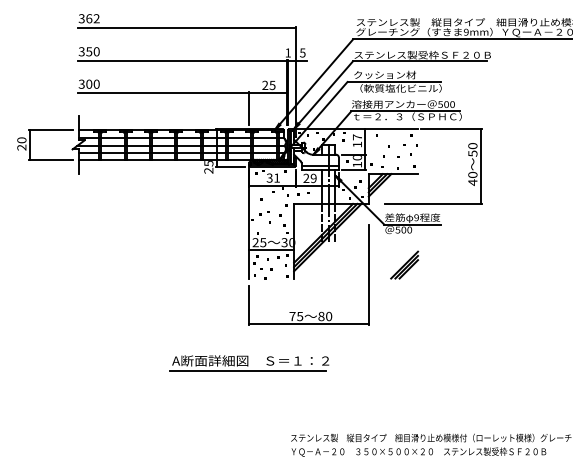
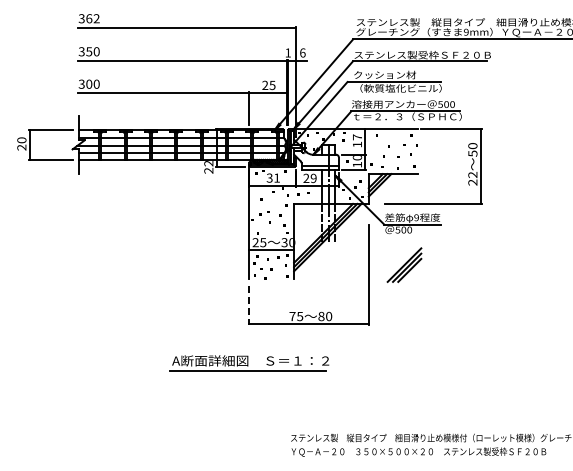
text: 5 -> 6 (302, 52)
text: 25 -> 22 (208, 163)
text: 40 -> 22 (472, 178)
part size: 30x30 px -> 37x36 px (404, 264)
line: solid -> dashed (249, 305)
